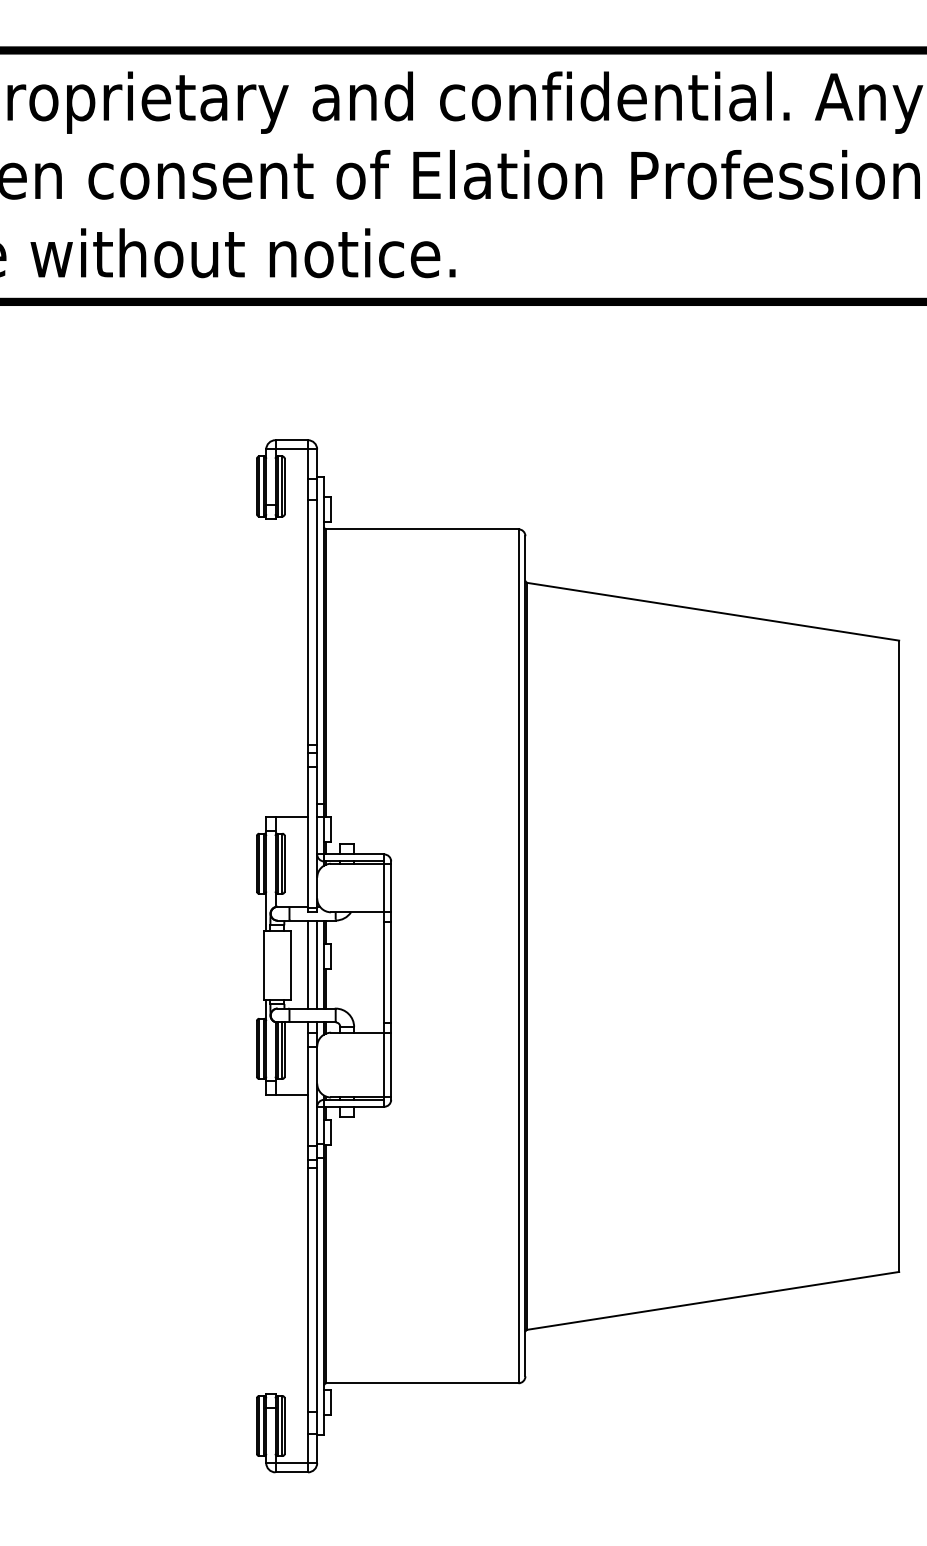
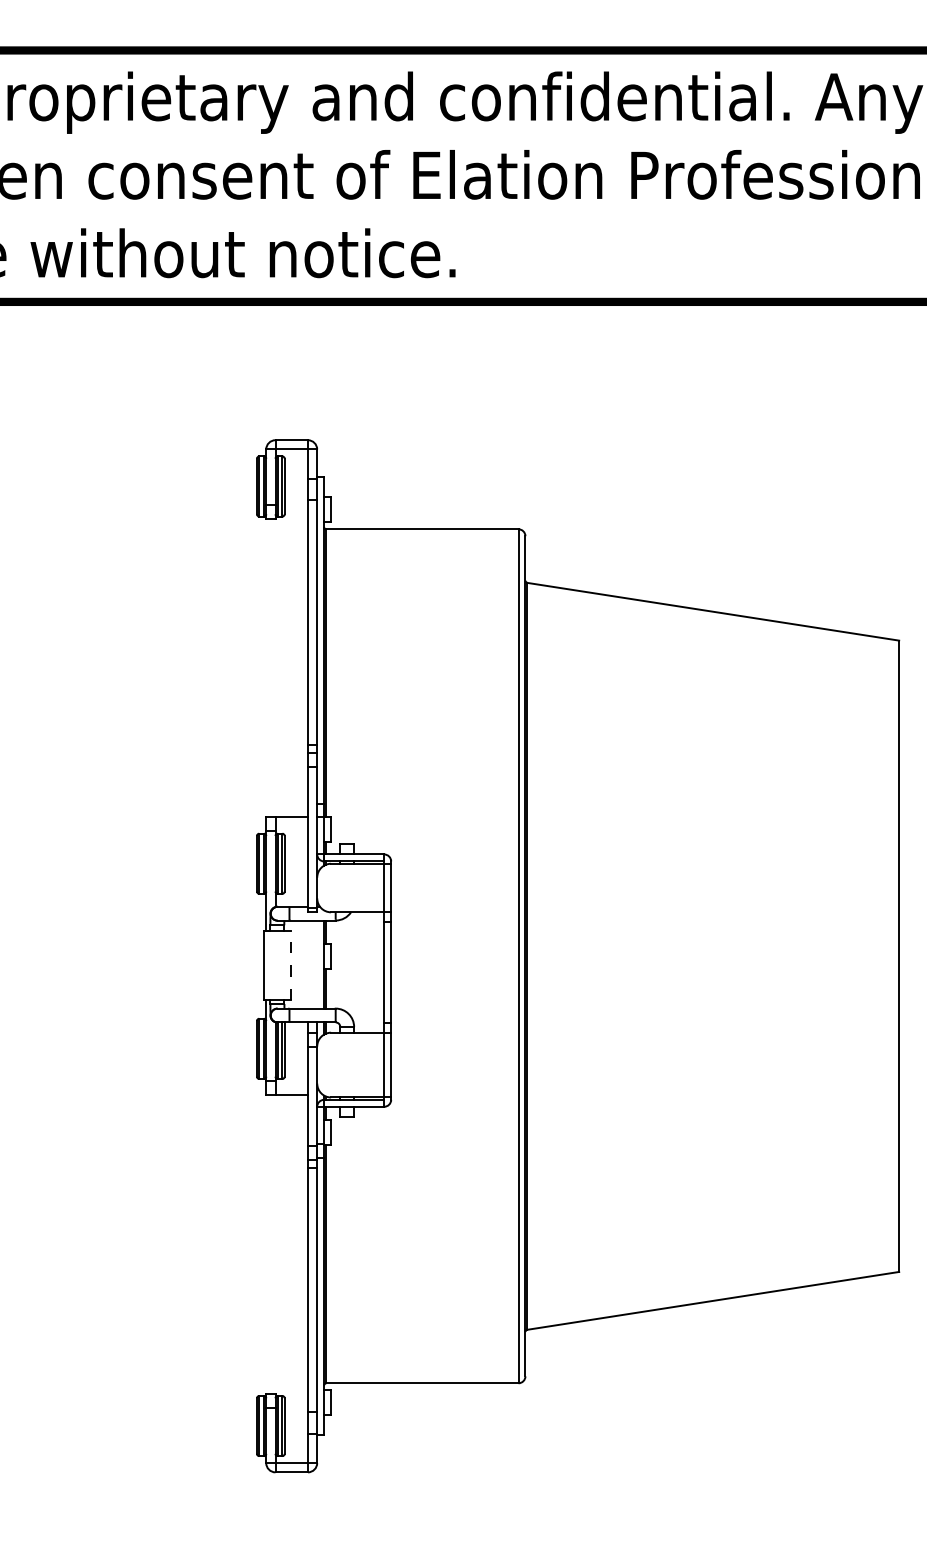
line: present -> none (307, 964)
line: present -> none (317, 964)
line: solid -> dashed (291, 965)
